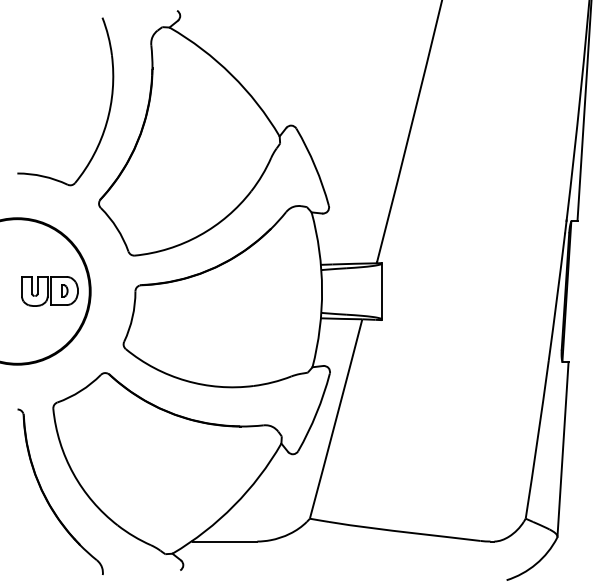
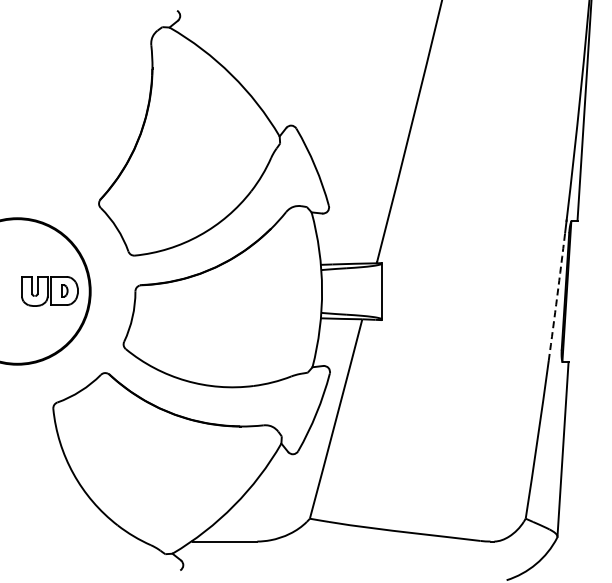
part: present -> none (108, 110)
arc: solid -> dashed (557, 296)
part: present -> none (47, 498)
